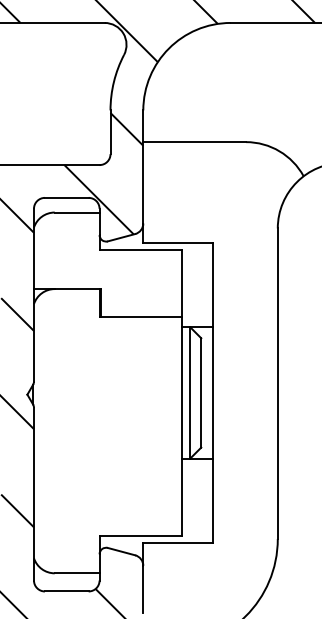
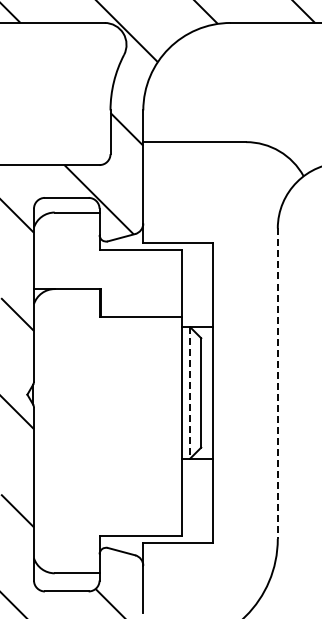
line: solid -> dashed (277, 384)
line: solid -> dashed (190, 392)
